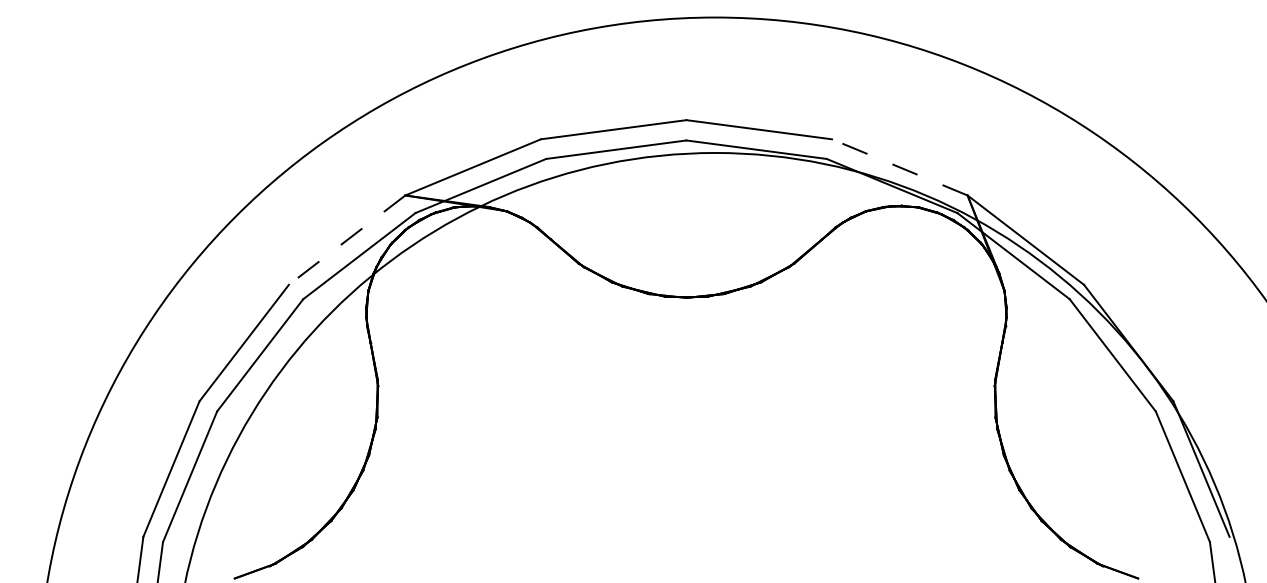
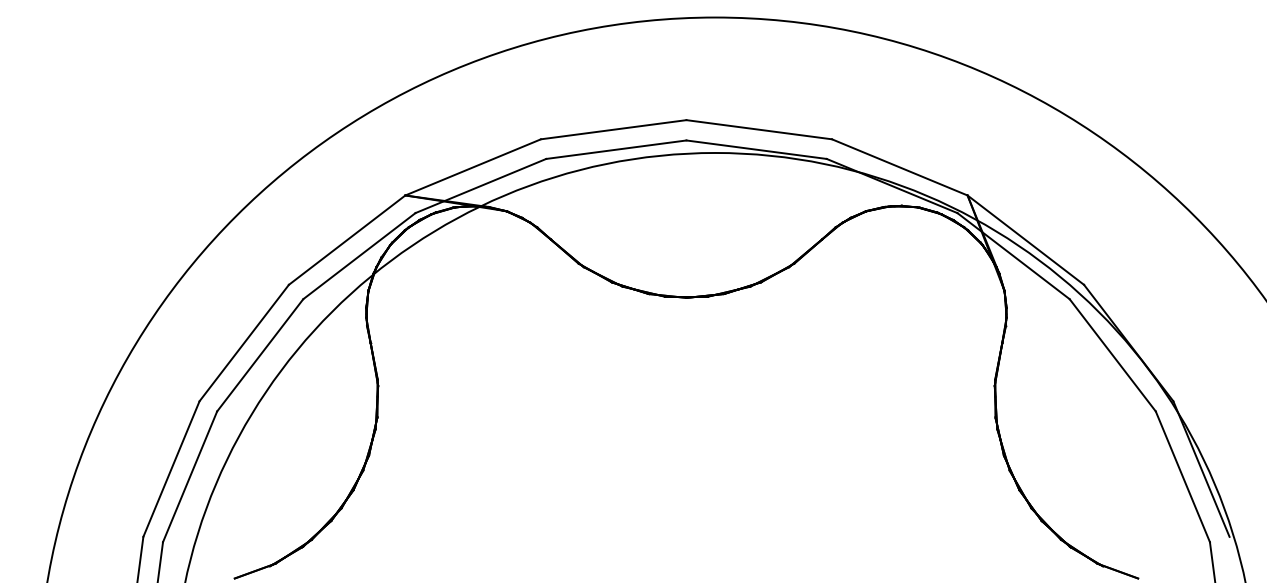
line: dashed -> solid (899, 167)
line: dashed -> solid (346, 240)
